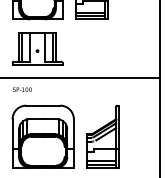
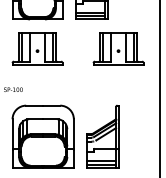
part: none -> present (118, 48)
line: present -> none (81, 78)
text position: (22, 89) -> (13, 89) (13, 89)
